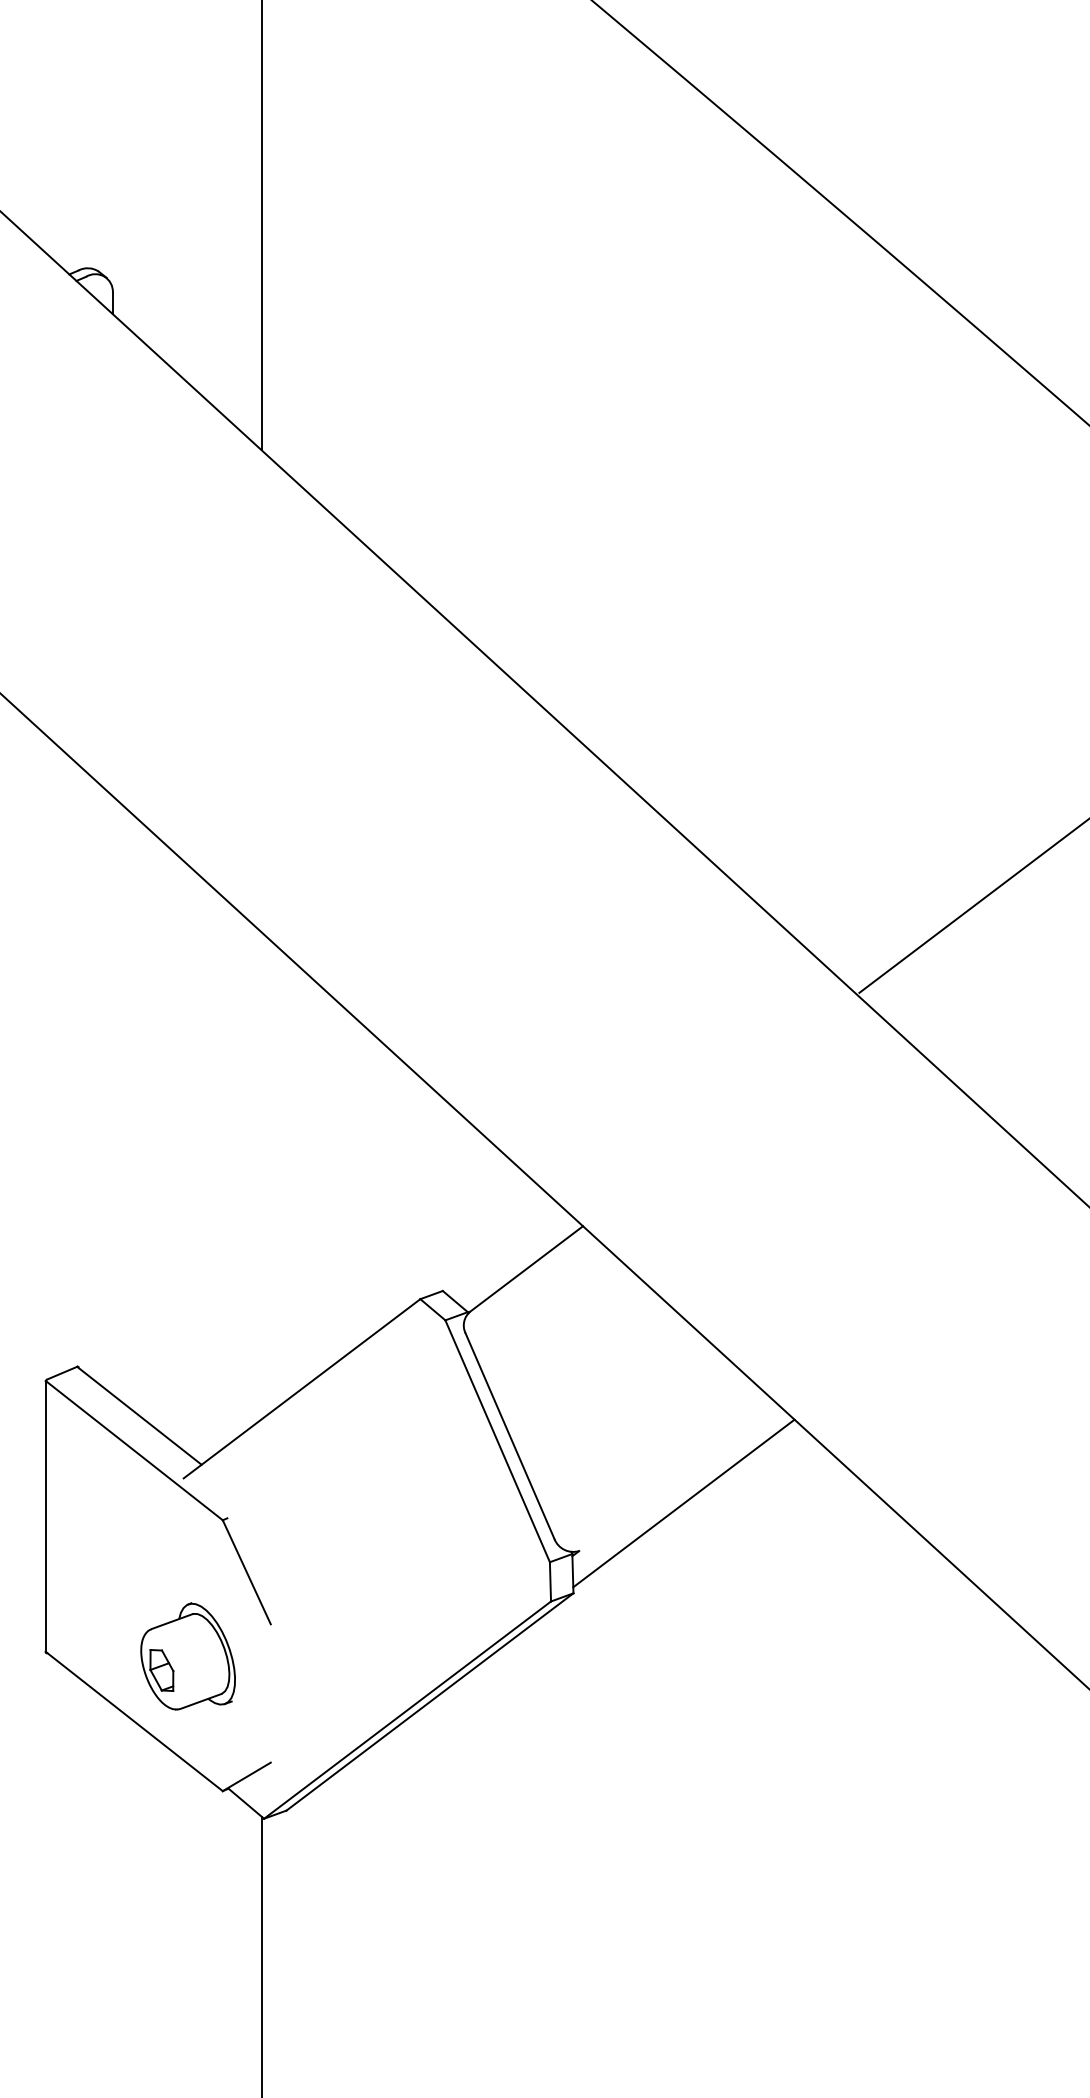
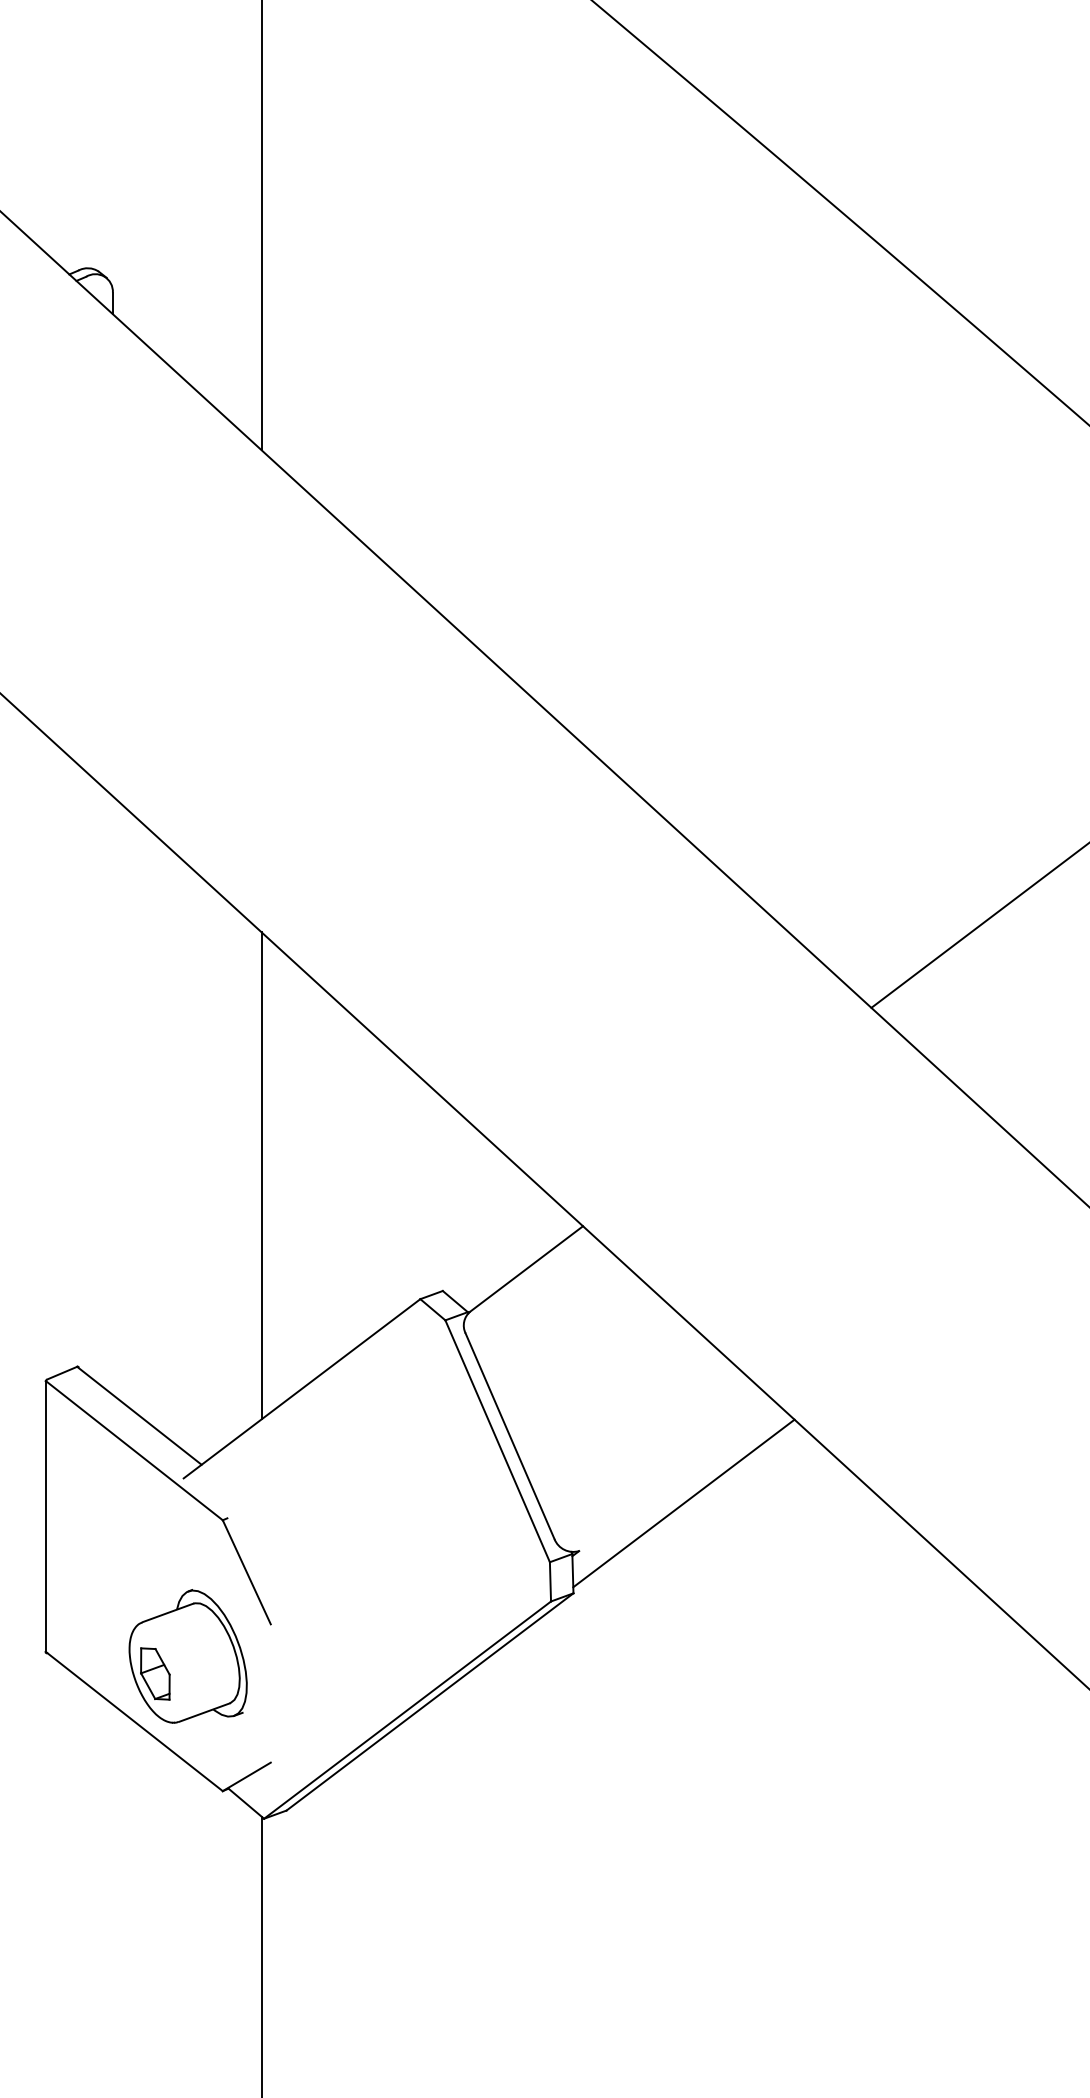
line position: (972, 906) -> (978, 925) (978, 925)
line: none -> present (261, 1175)
part size: 96x109 px -> 120x135 px (187, 1656)
